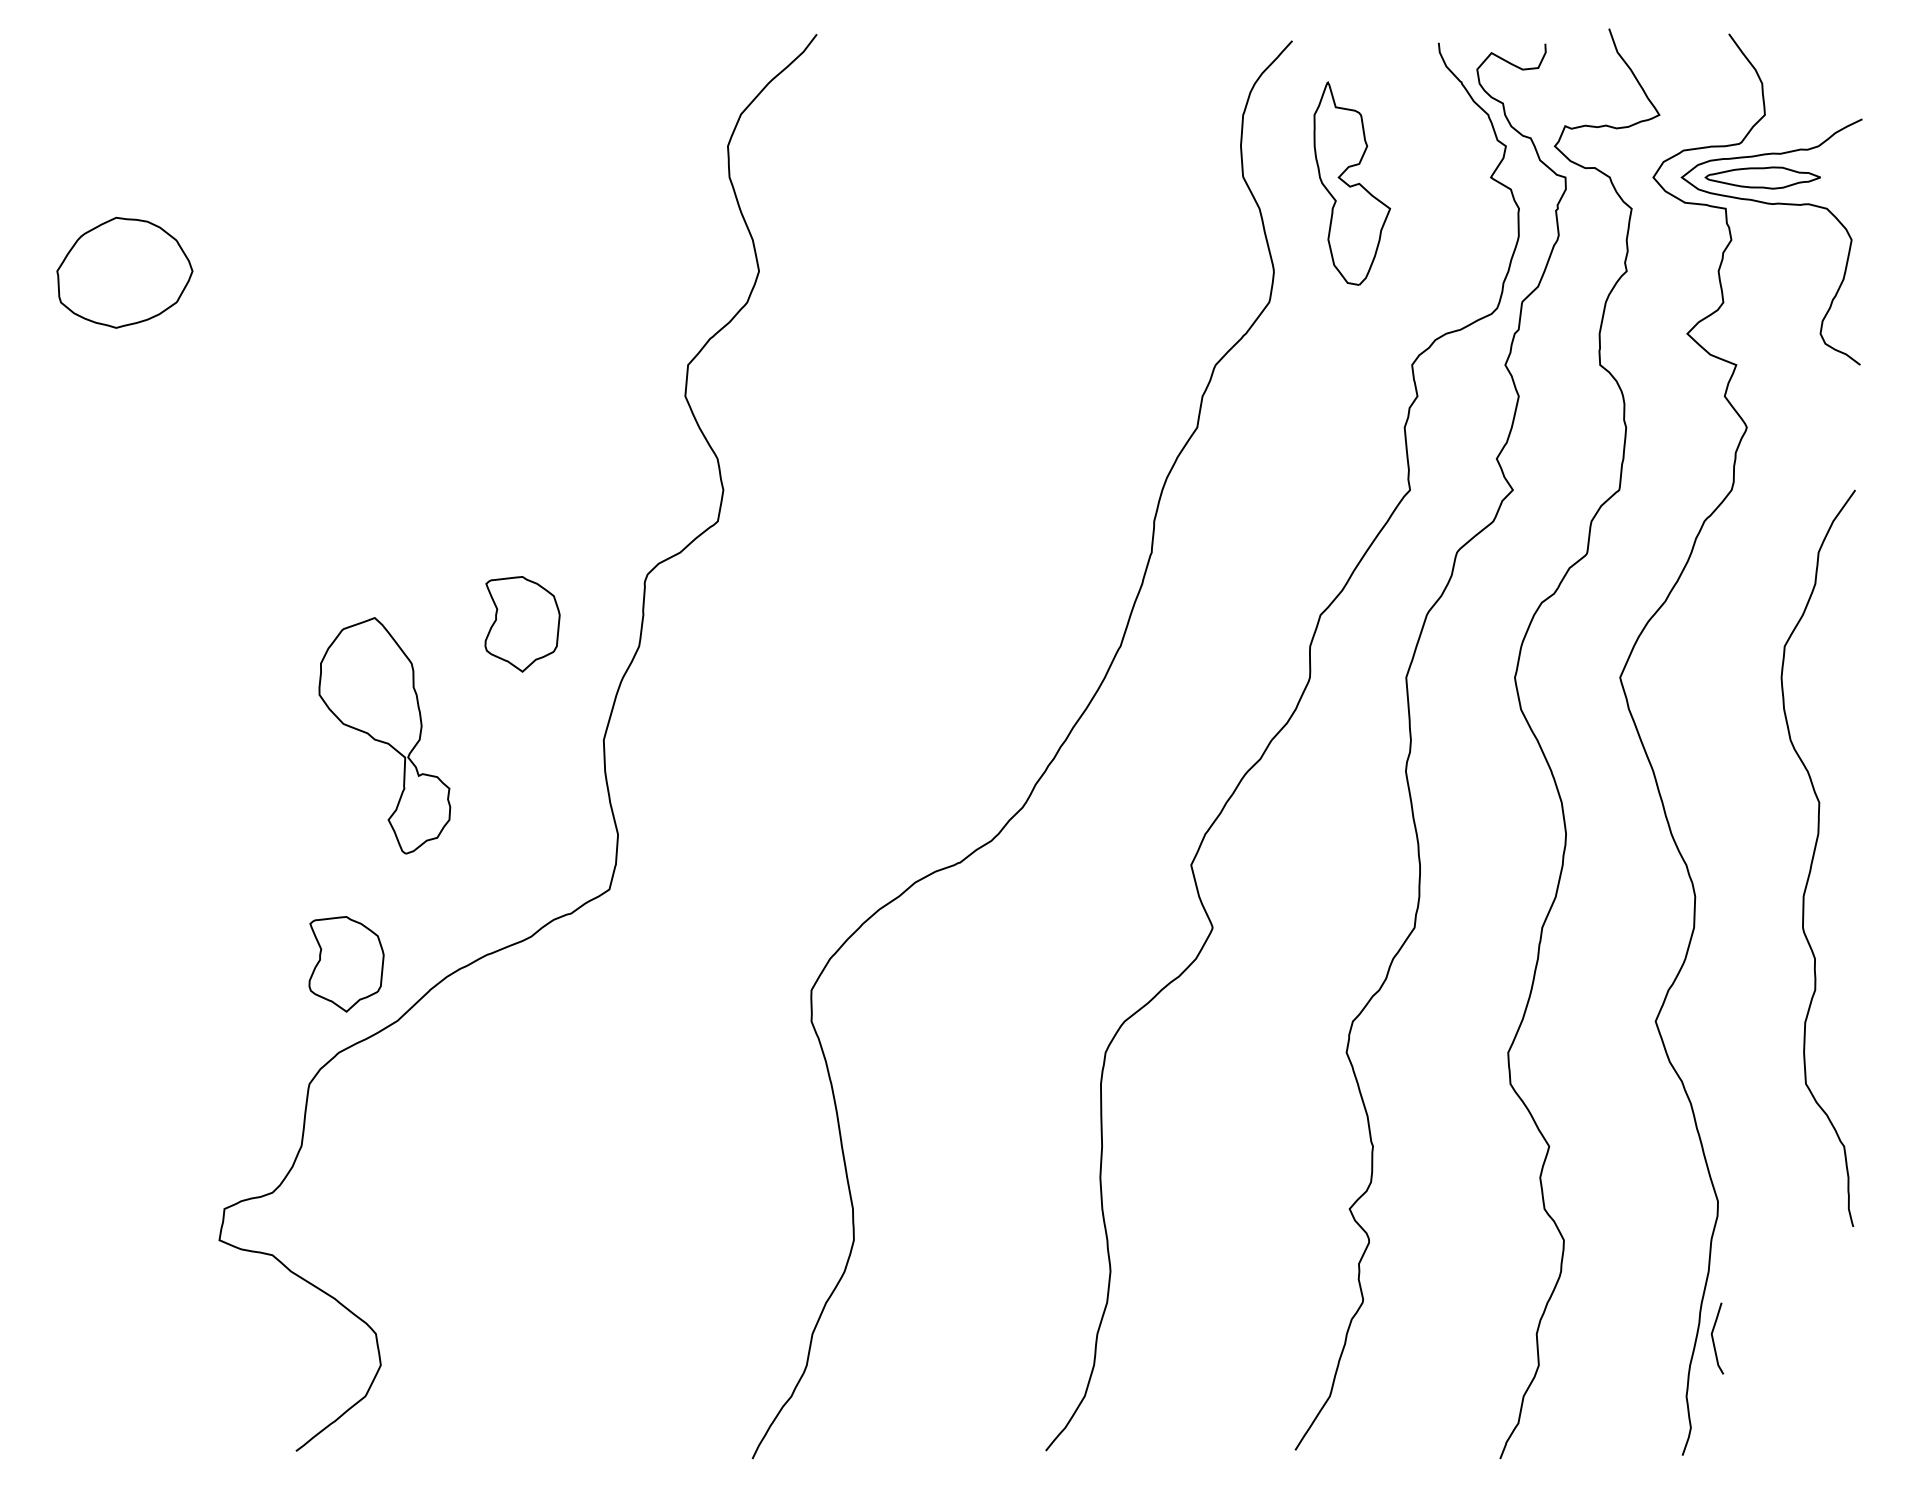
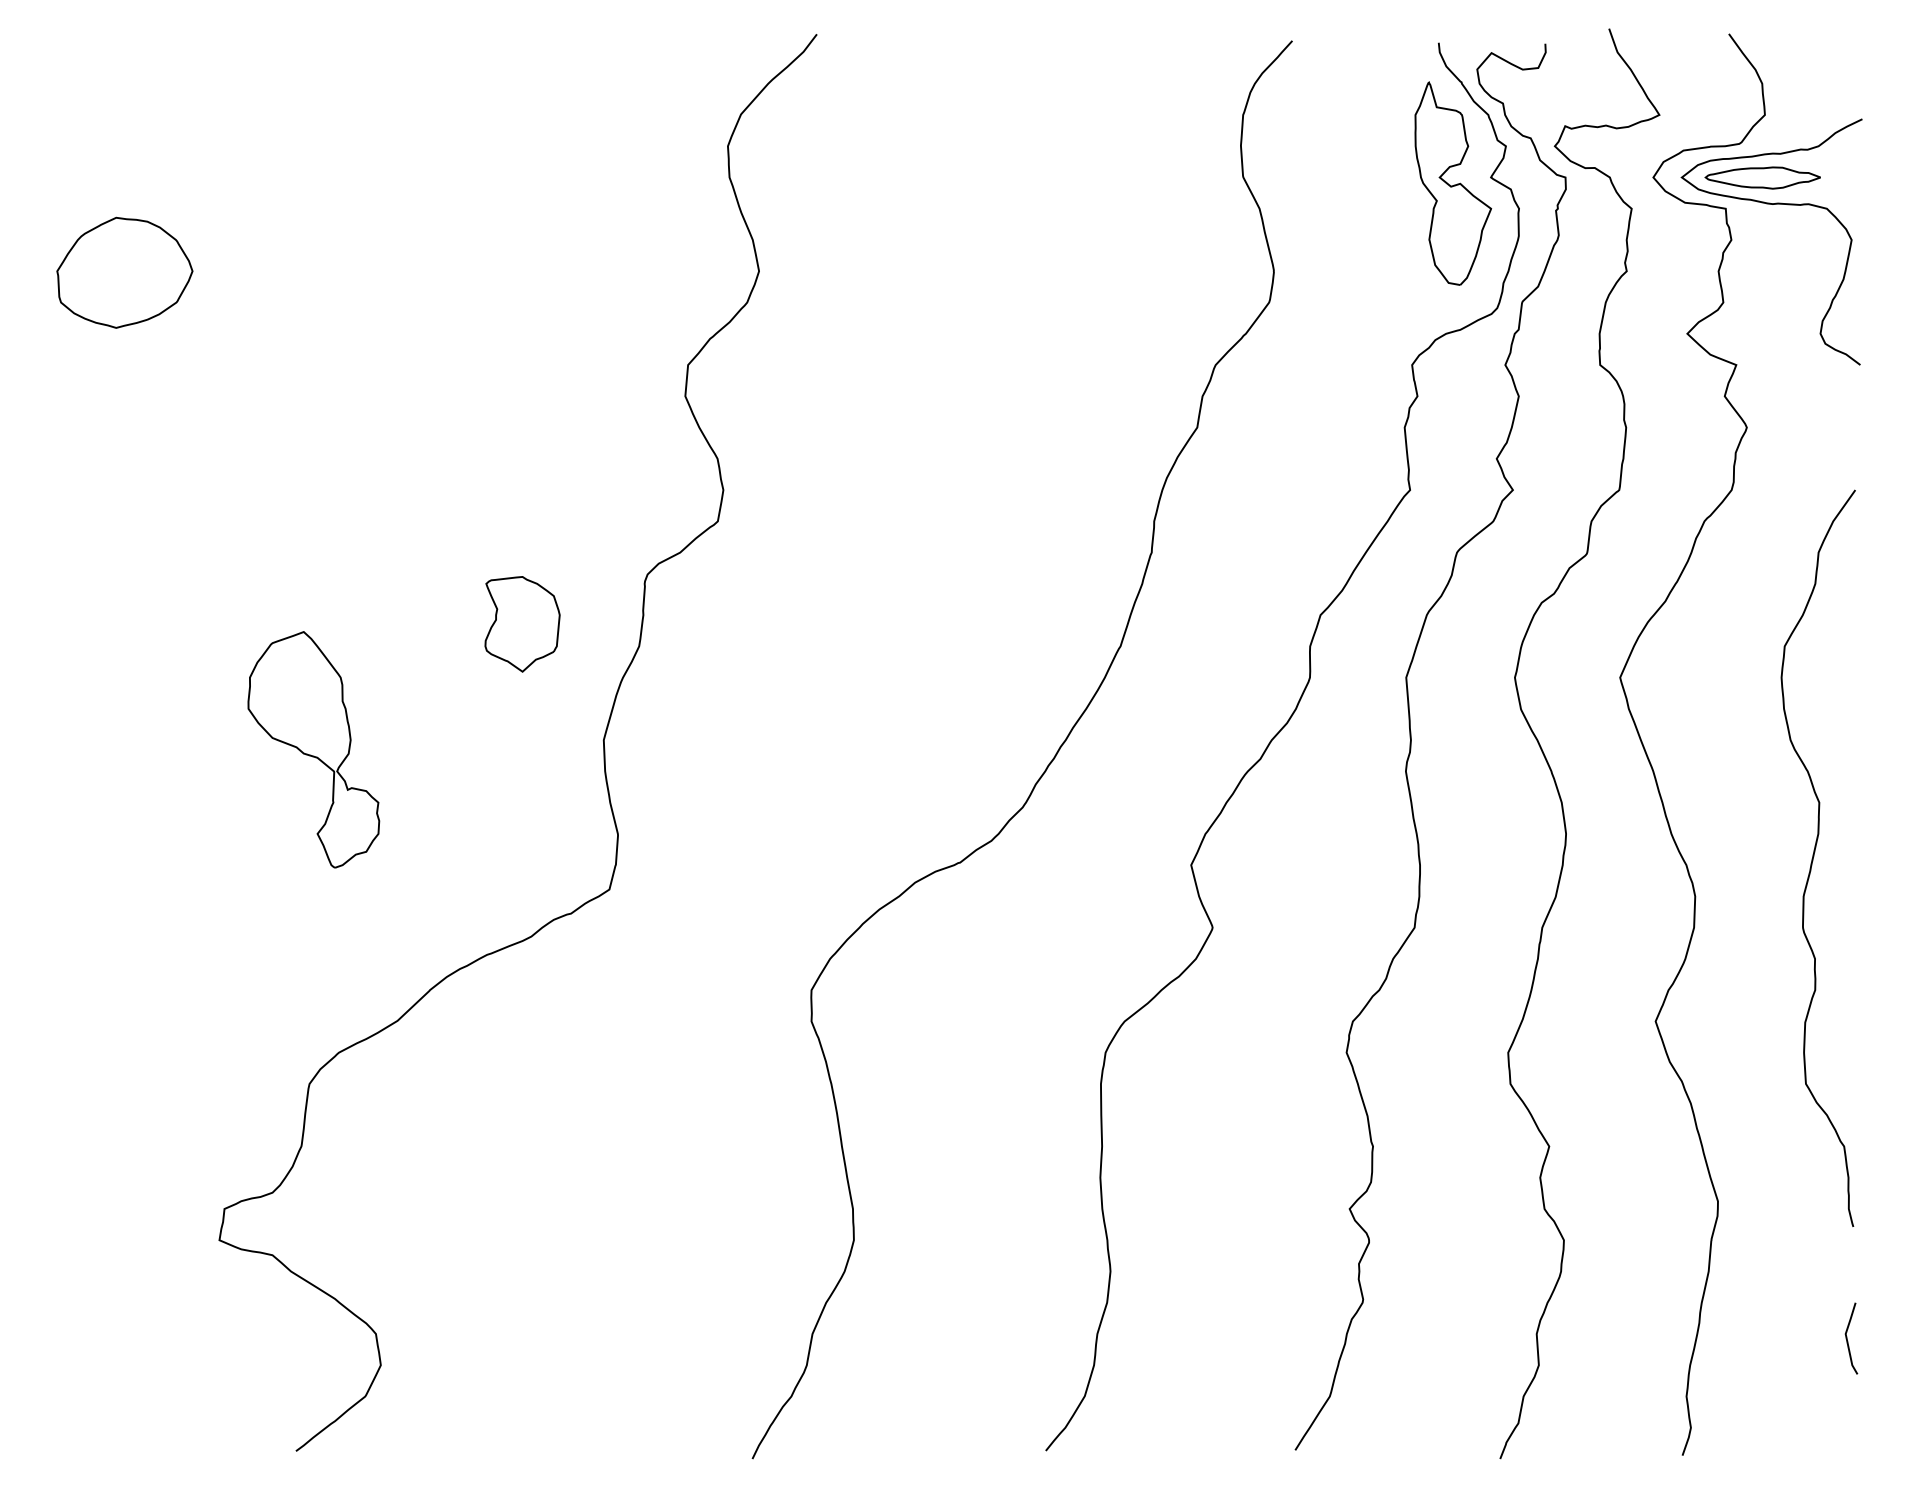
part position: (1352, 183) -> (1453, 183) (1453, 183)
part position: (384, 735) -> (313, 749) (313, 749)
part: present -> none (346, 964)
curve position: (1713, 1338) -> (1847, 1338) (1847, 1338)
